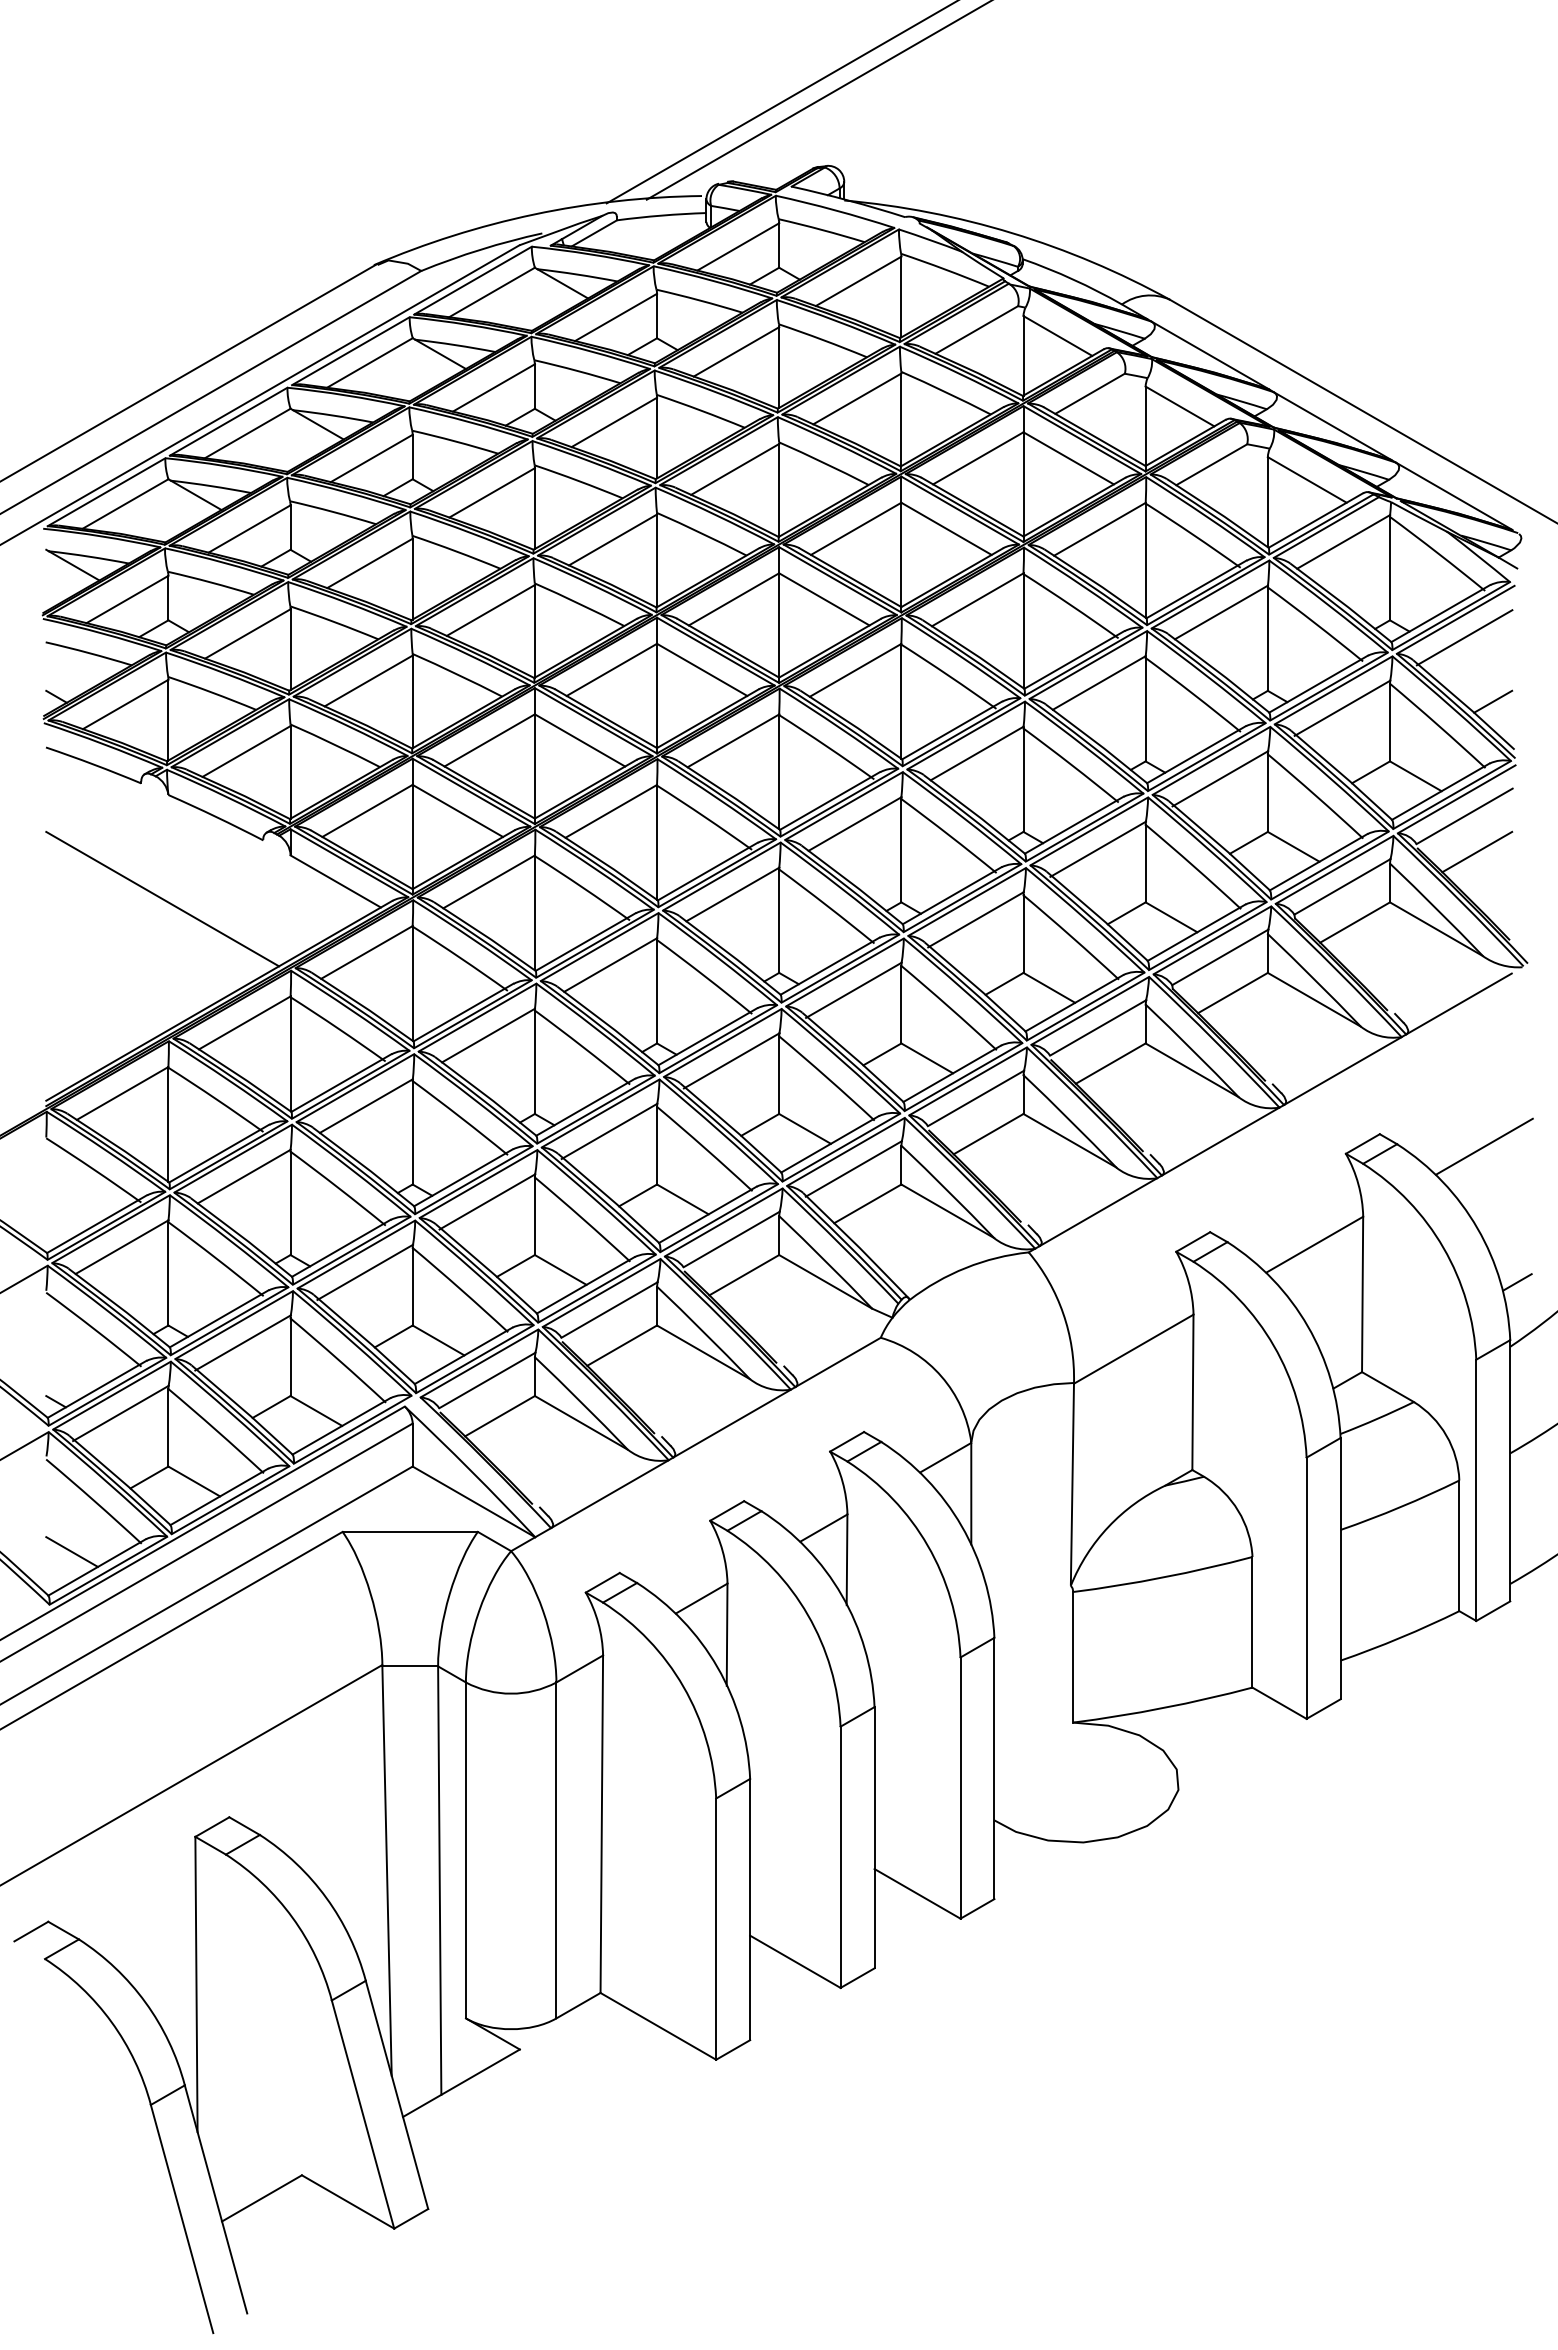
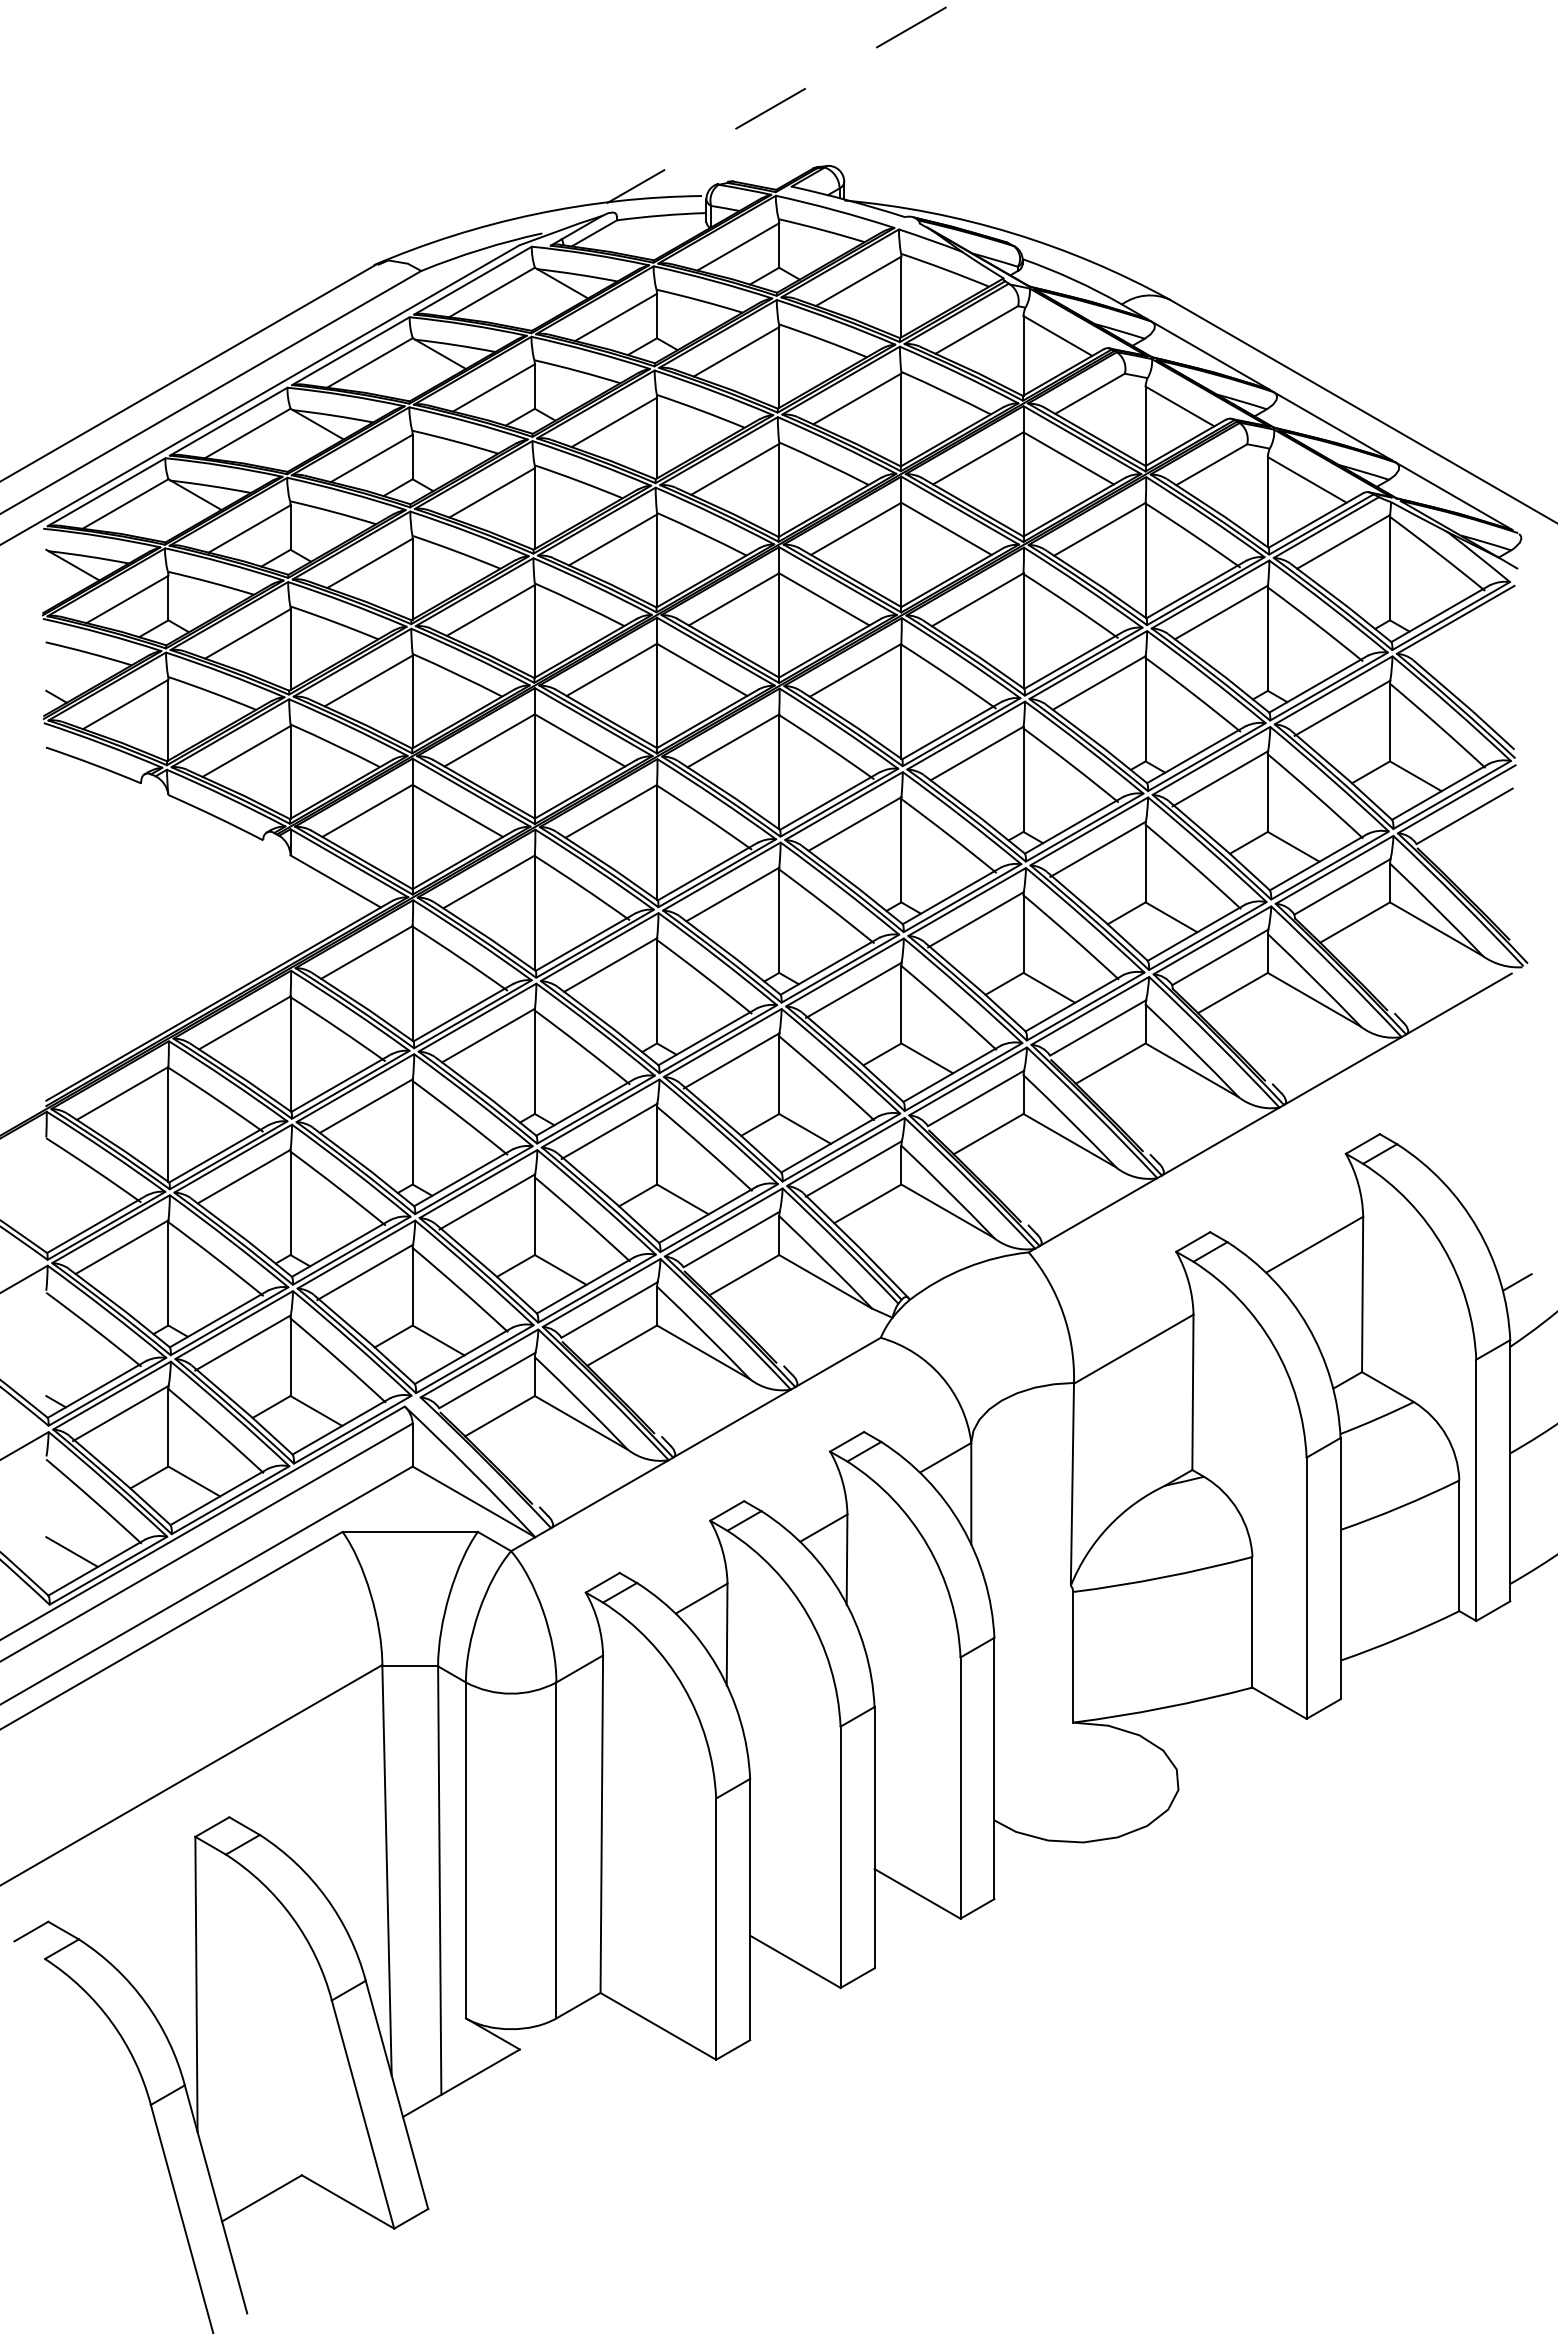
line: present -> none (817, 100)
line: solid -> dashed (782, 101)
line: present -> none (1464, 637)
line: present -> none (1493, 701)
line: present -> none (1477, 851)
line: present -> none (162, 898)
line: present -> none (1484, 1146)
